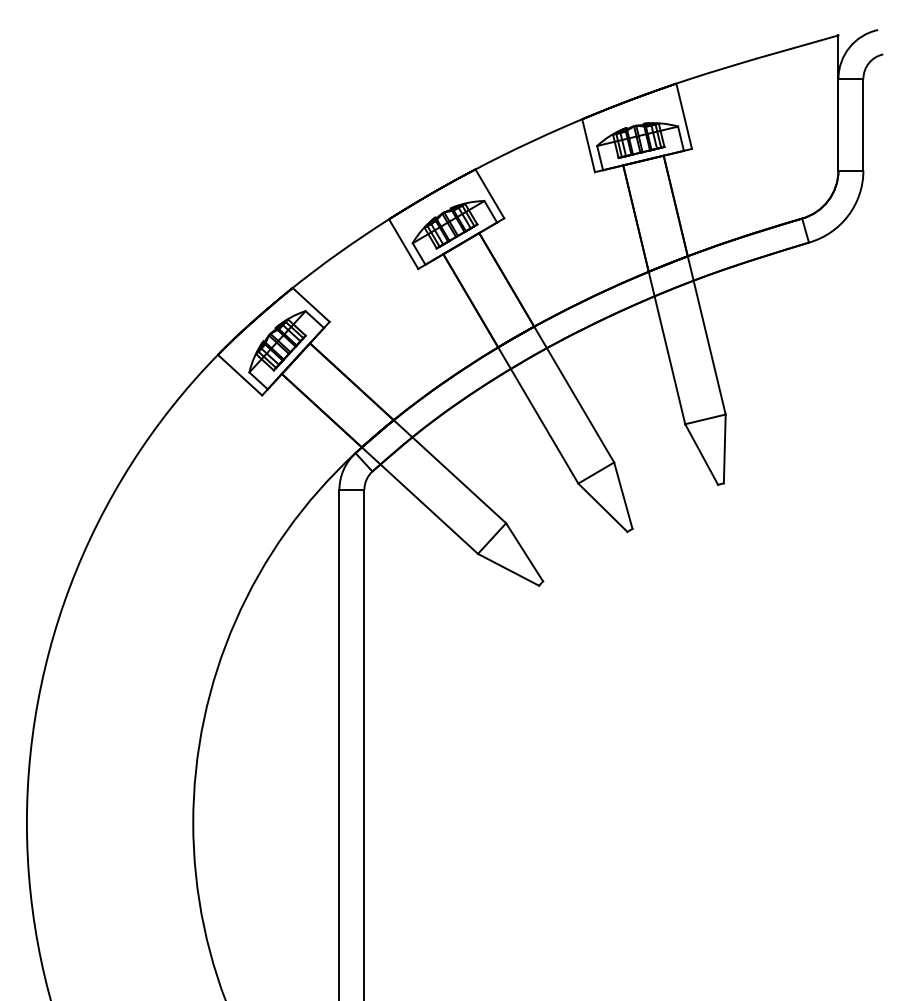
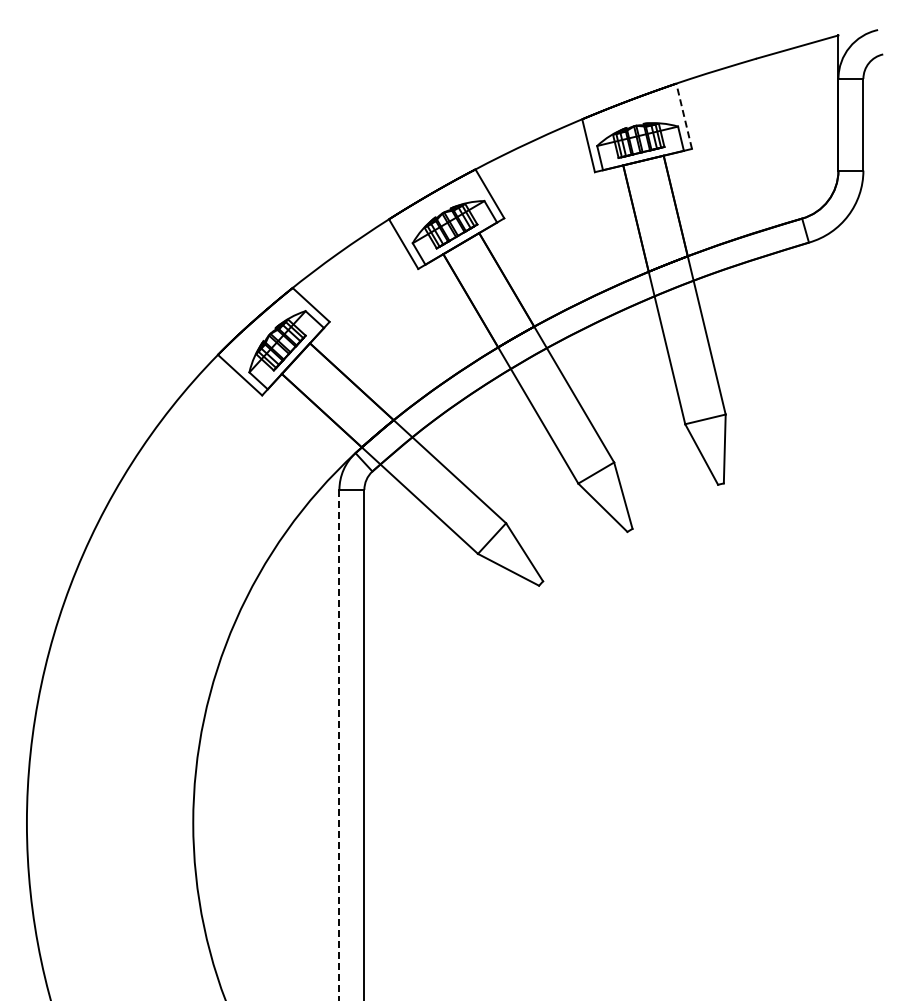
line: solid -> dashed (684, 116)
line: solid -> dashed (339, 745)
